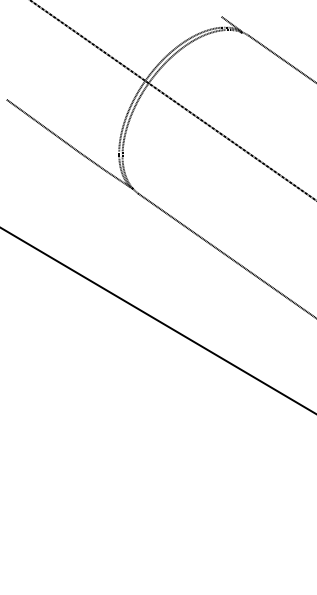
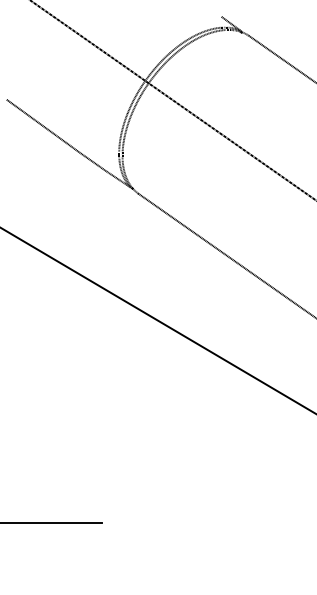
line: none -> present (52, 523)
